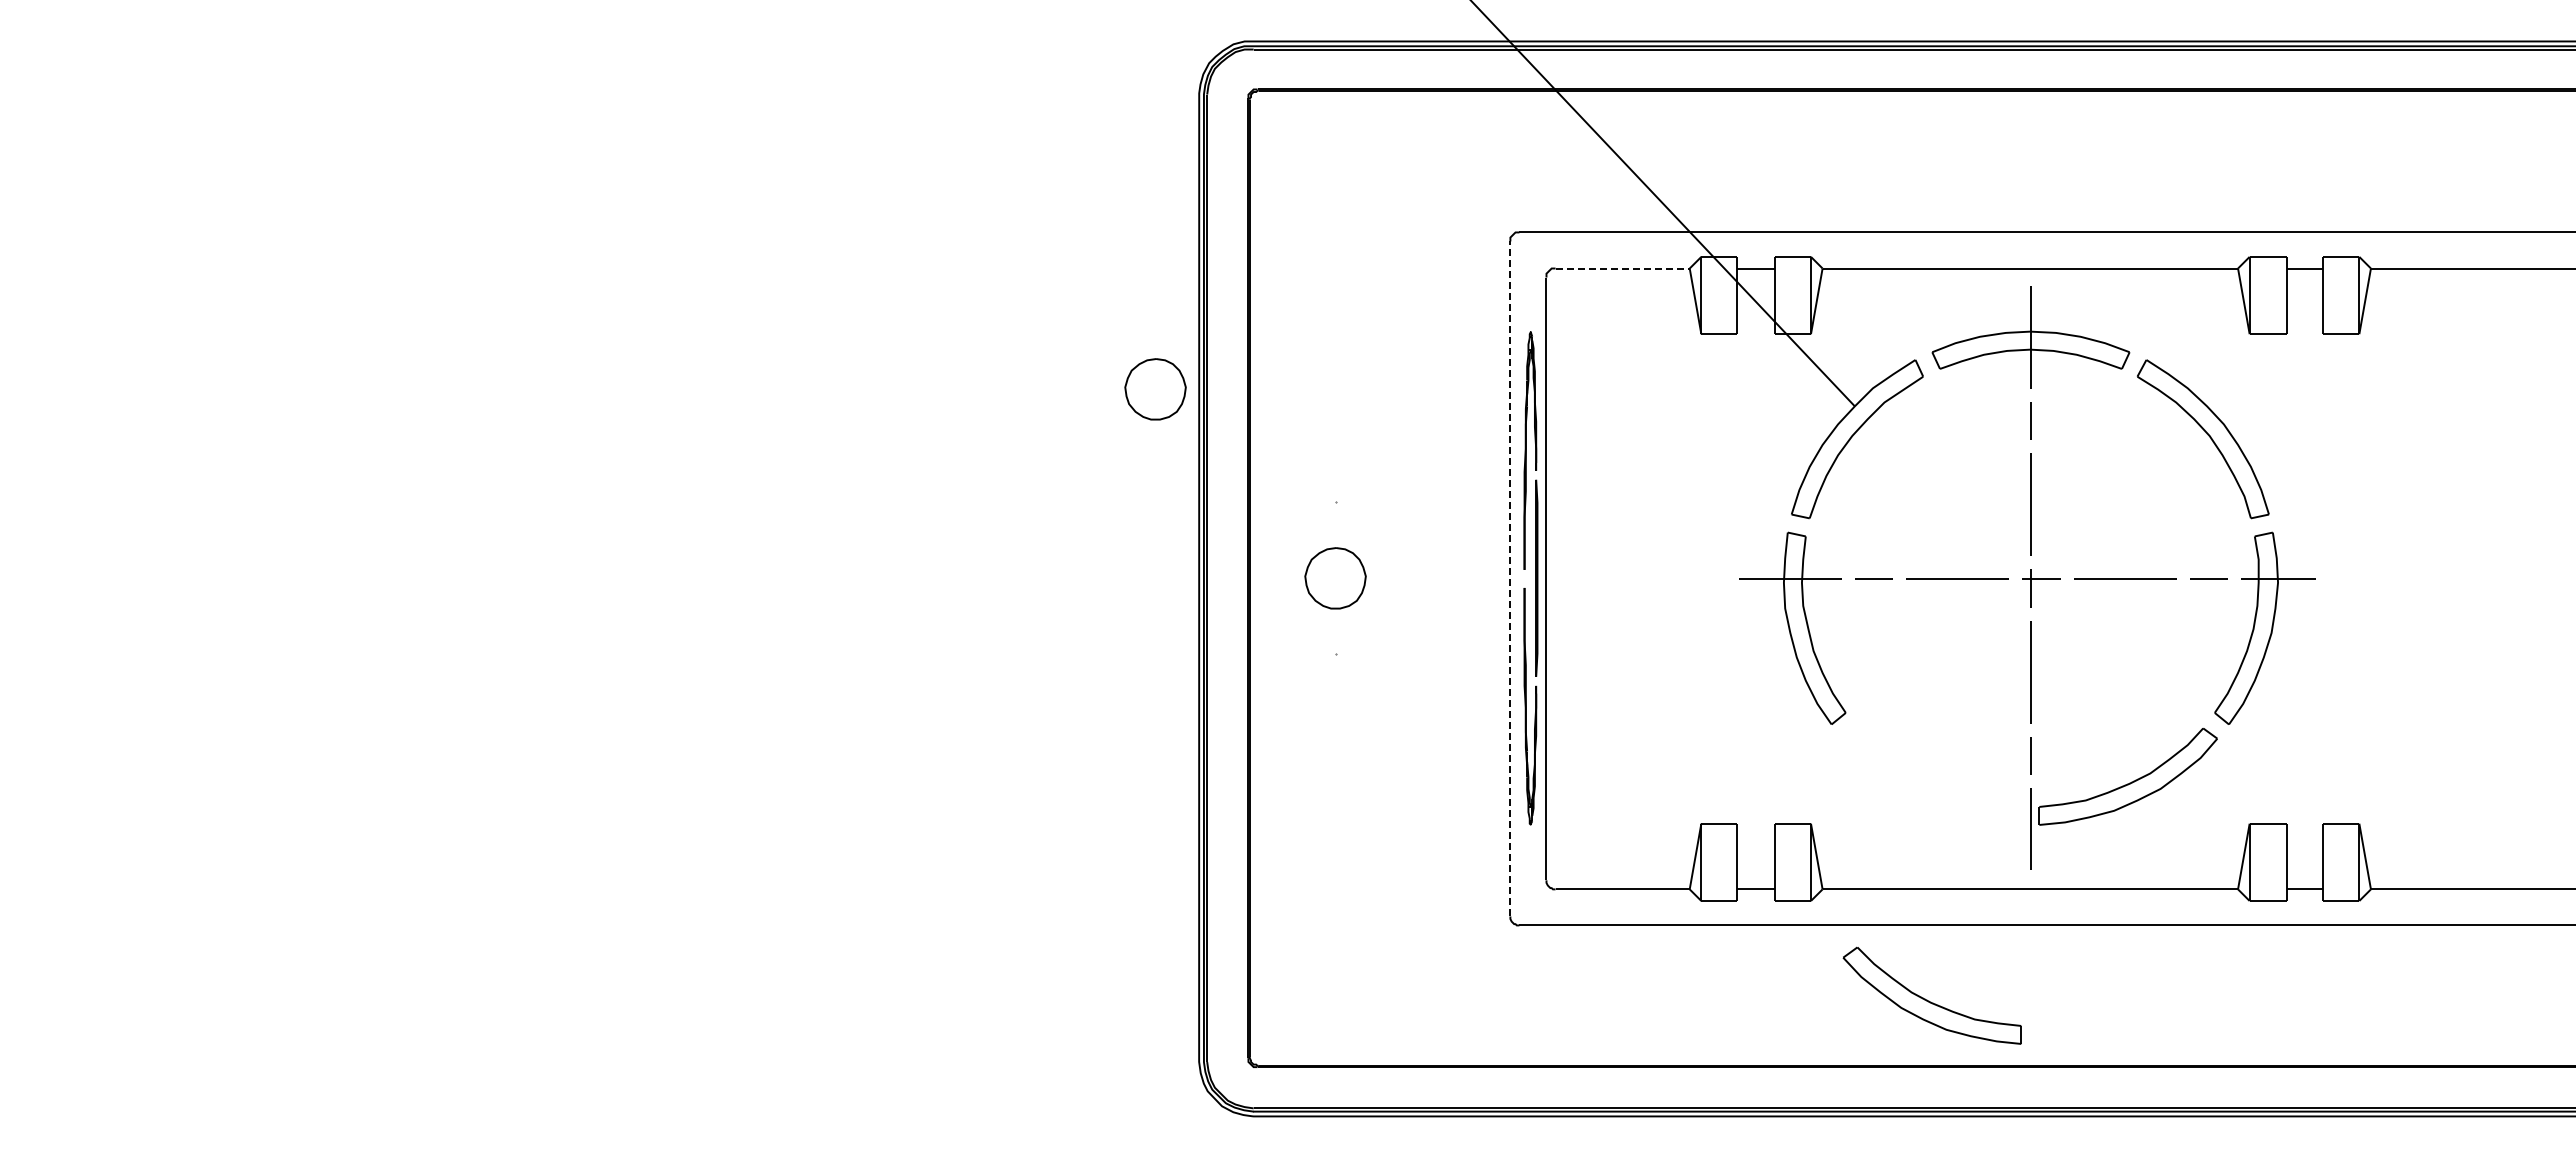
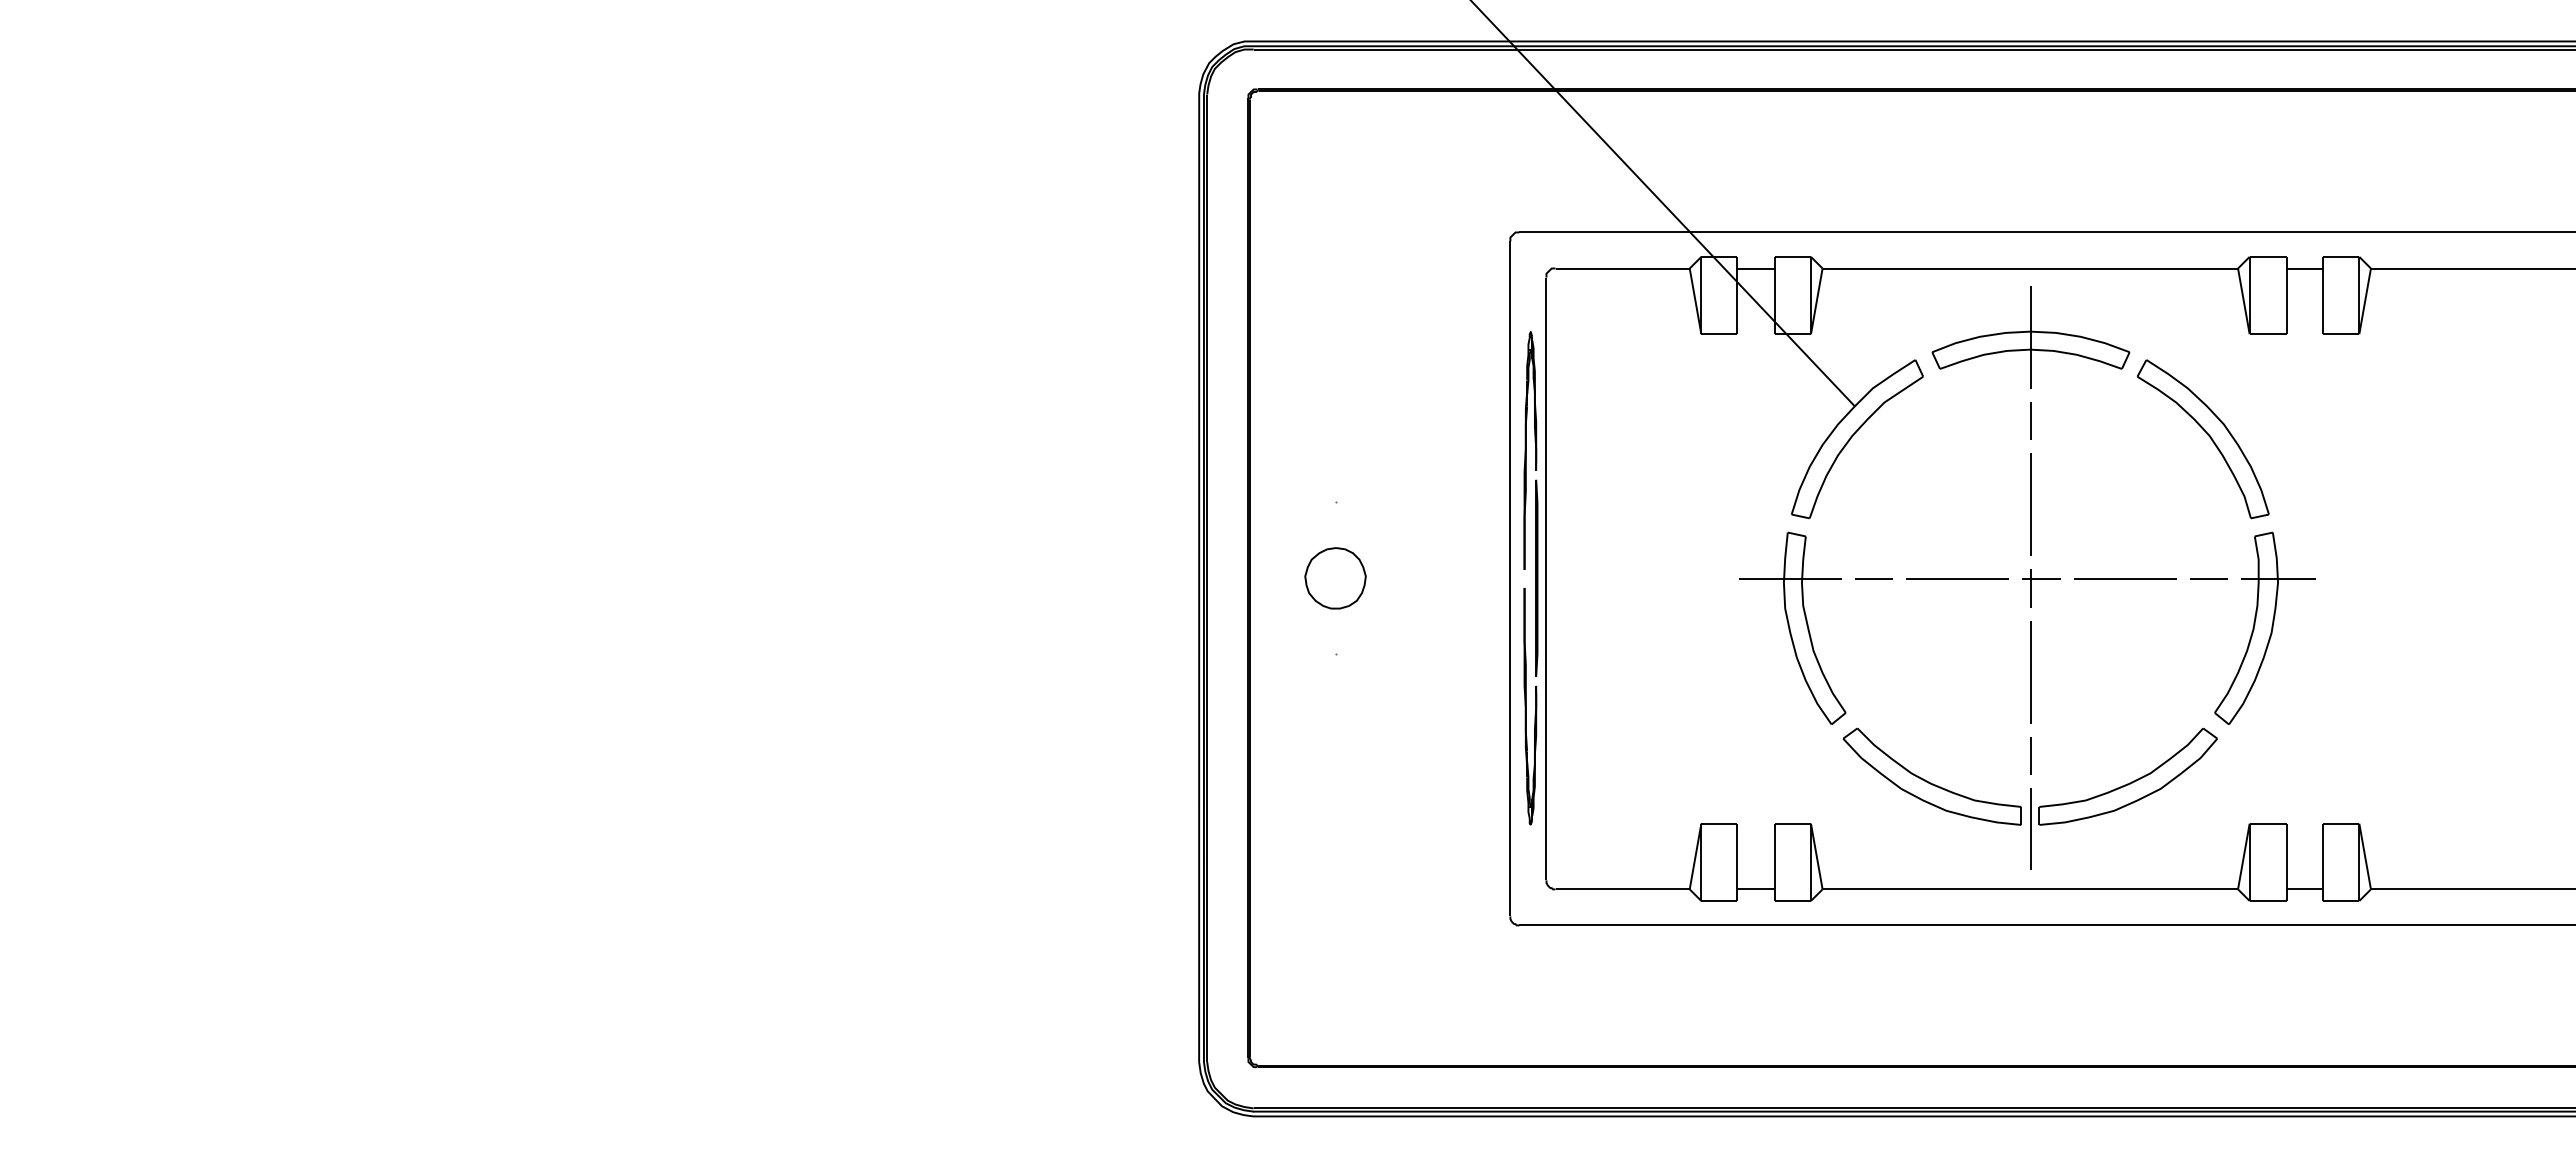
line: dashed -> solid (1623, 268)
part: present -> none (1155, 389)
line: dashed -> solid (1510, 578)
part position: (1931, 995) -> (1931, 776) (1931, 776)
